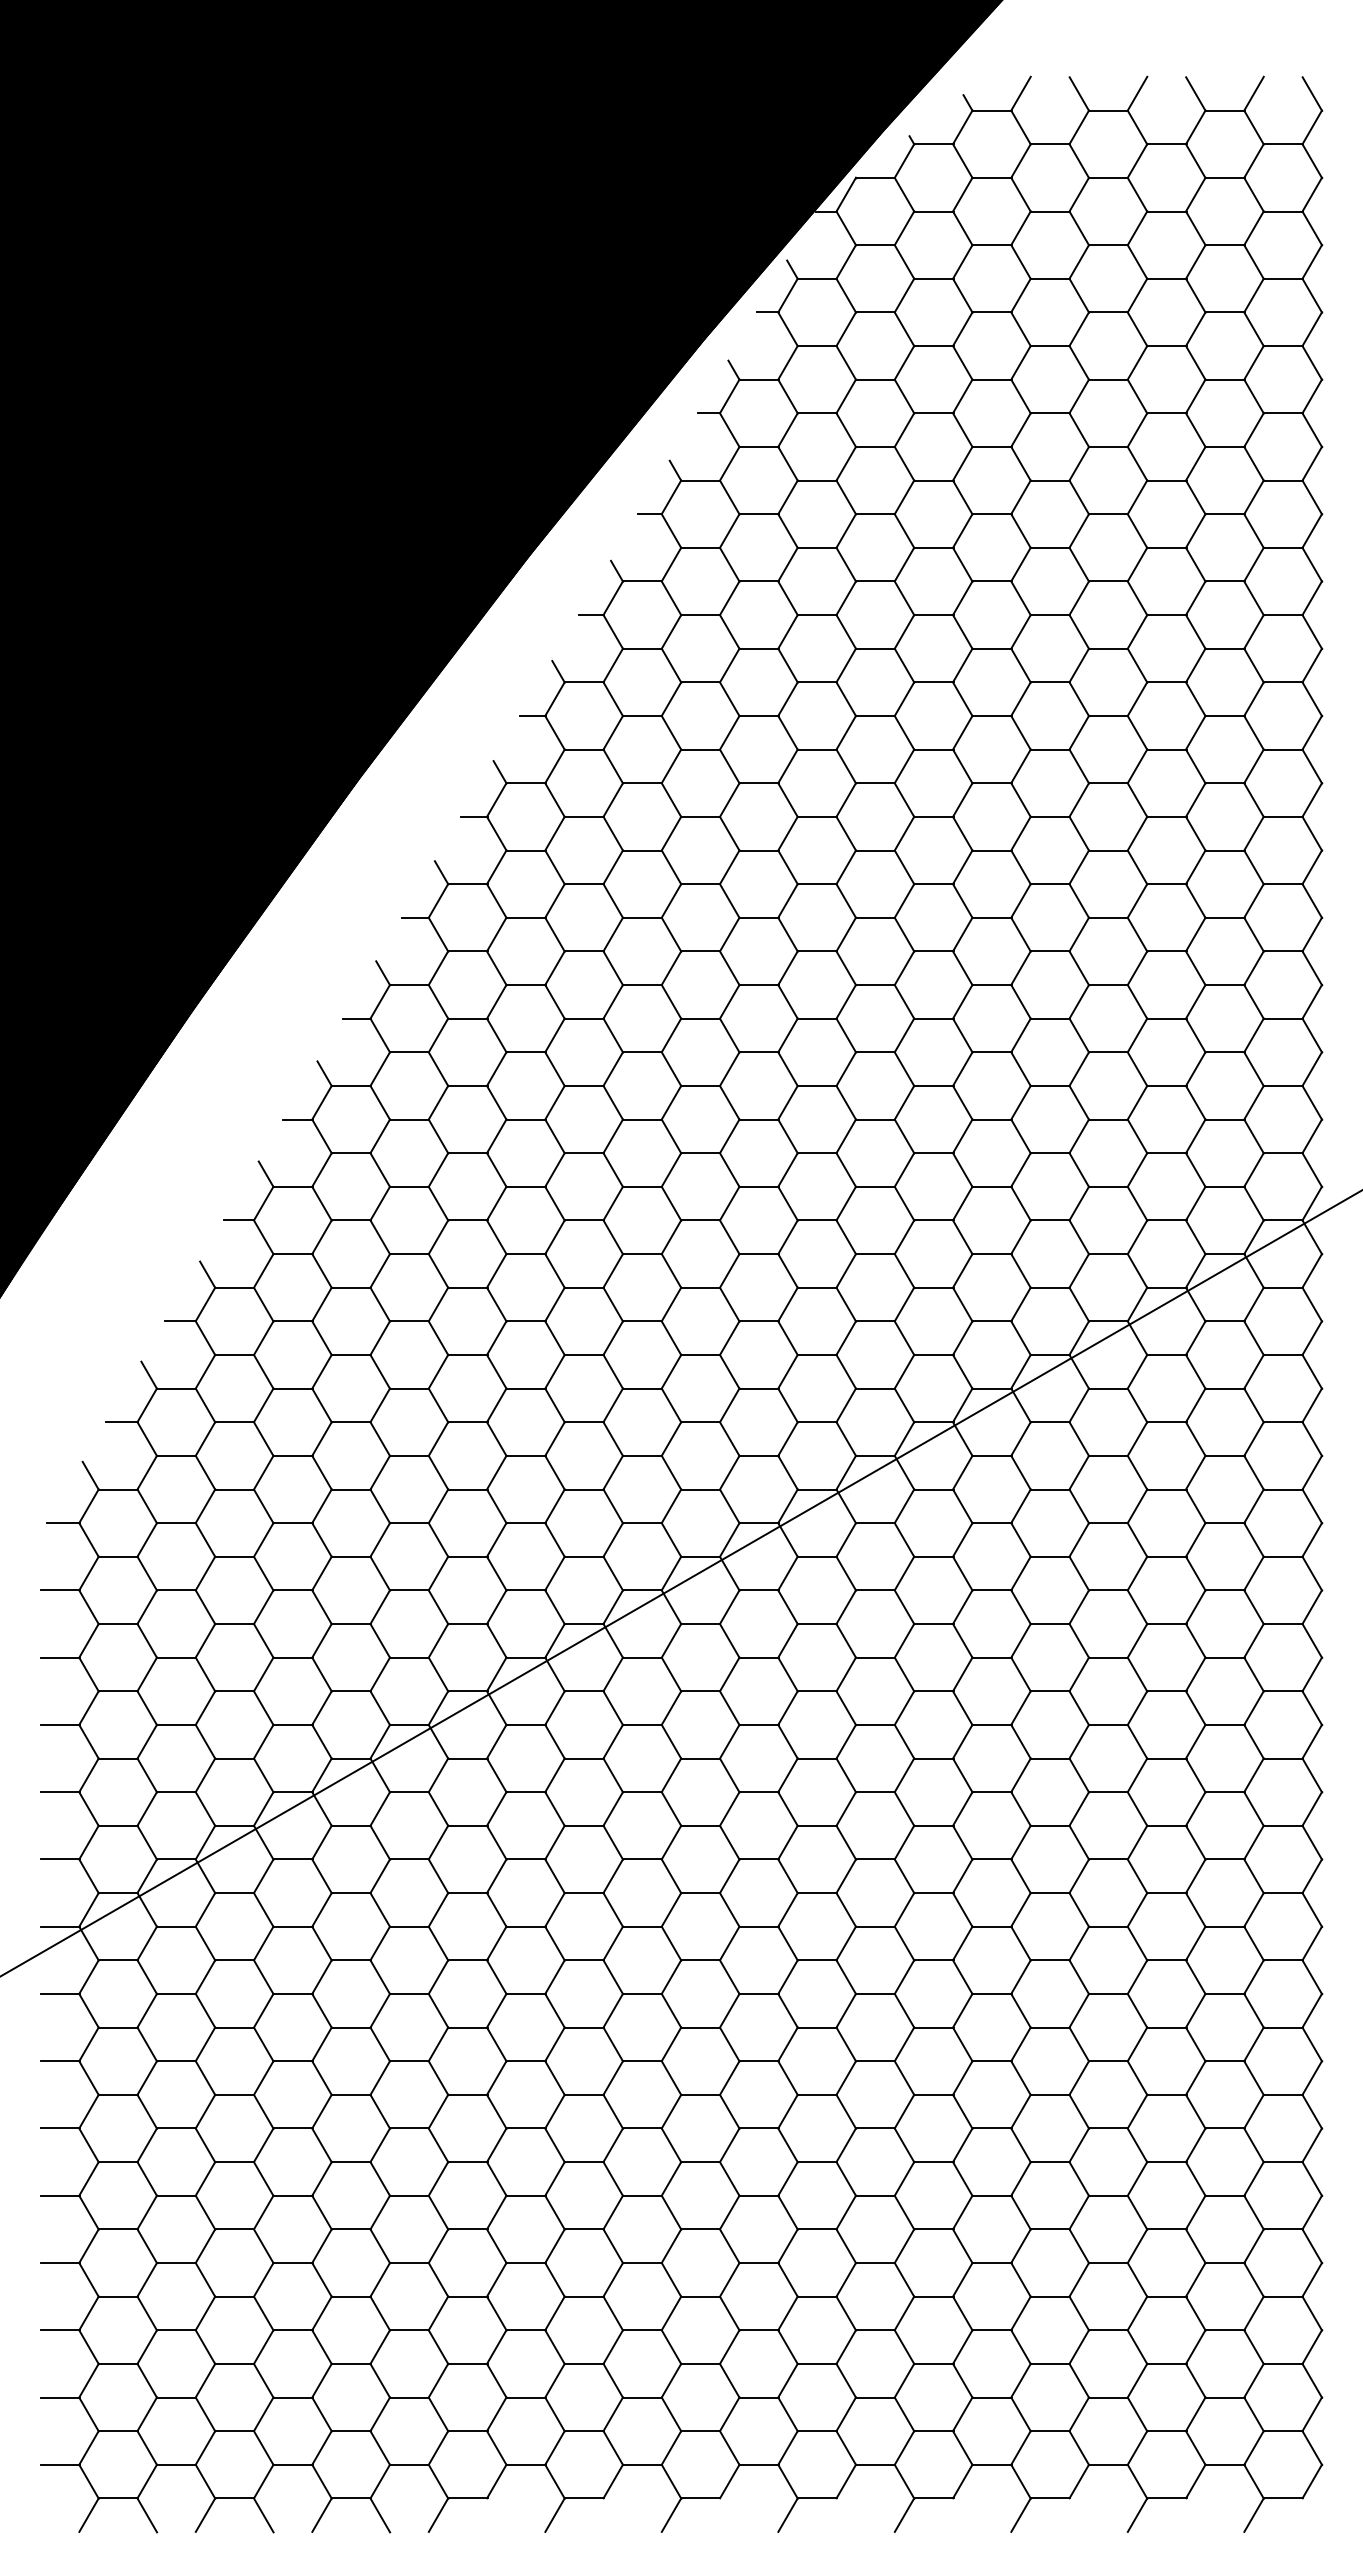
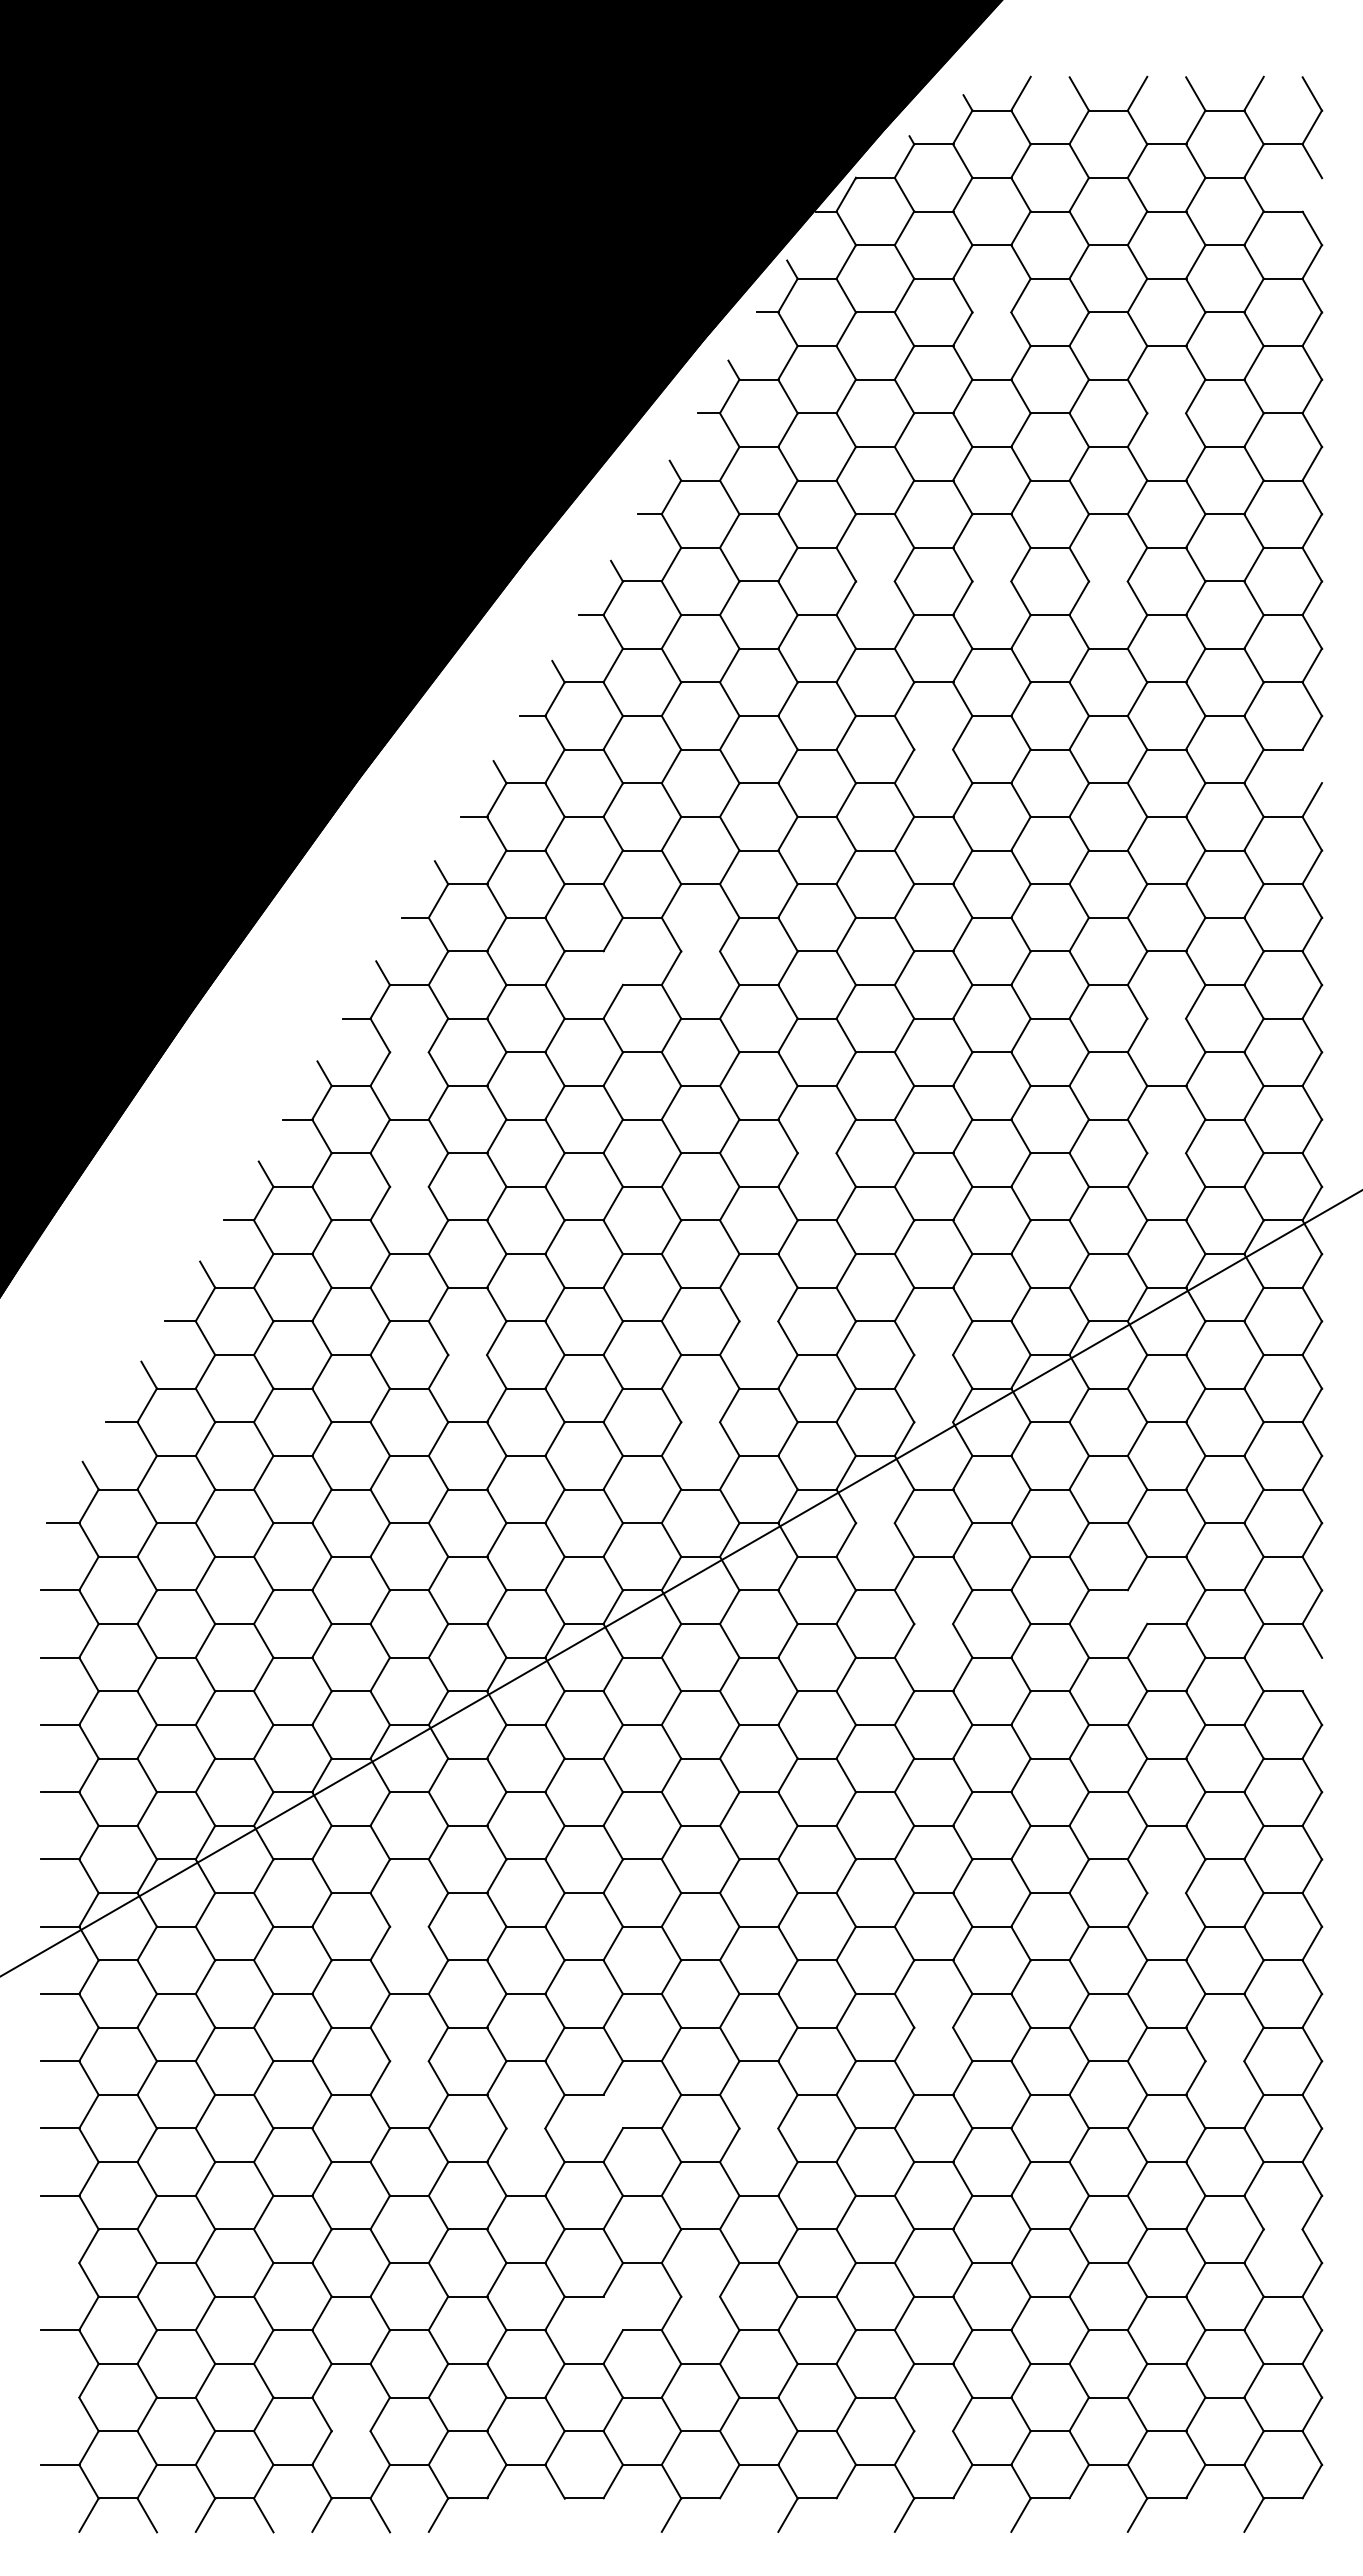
line: present -> none (1312, 194)
line: present -> none (991, 312)
line: present -> none (1166, 413)
line: present -> none (875, 581)
line: present -> none (991, 581)
line: present -> none (1108, 581)
line: present -> none (933, 749)
line: present -> none (1312, 766)
line: present -> none (700, 951)
line: present -> none (613, 968)
line: present -> none (1166, 1018)
line: present -> none (409, 1052)
line: present -> none (817, 1153)
line: present -> none (1166, 1153)
line: present -> none (409, 1186)
line: present -> none (758, 1321)
line: present -> none (467, 1354)
line: present -> none (933, 1354)
line: present -> none (700, 1422)
line: present -> none (933, 1422)
line: present -> none (875, 1523)
line: present -> none (1137, 1607)
line: present -> none (933, 1624)
line: present -> none (1312, 1674)
line: present -> none (1166, 1893)
line: present -> none (409, 1926)
line: present -> none (933, 2027)
line: present -> none (409, 2061)
line: present -> none (1224, 2061)
line: present -> none (613, 2111)
line: present -> none (525, 2128)
line: present -> none (758, 2128)
line: present -> none (1283, 2229)
line: present -> none (59, 2263)
line: present -> none (700, 2296)
line: present -> none (613, 2313)
line: present -> none (59, 2397)
line: present -> none (351, 2431)
line: present -> none (933, 2431)
line: present -> none (554, 2514)
